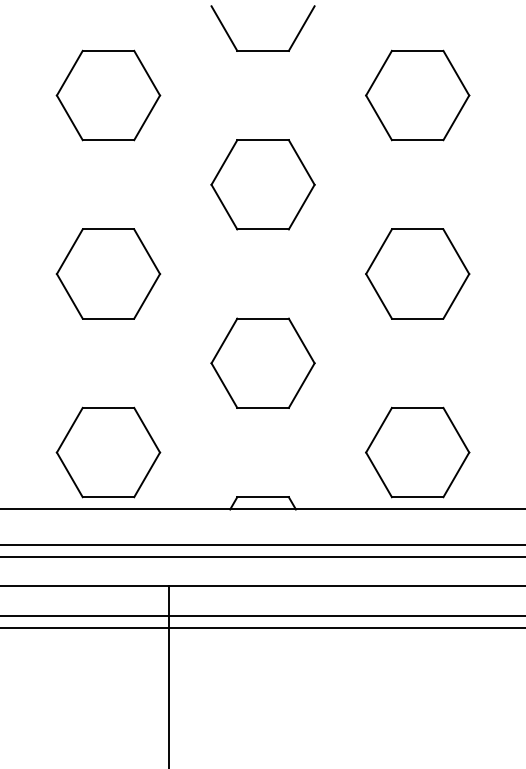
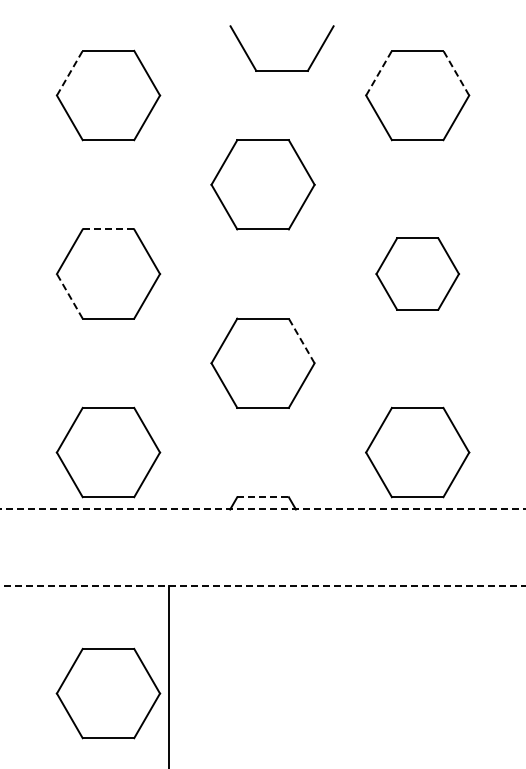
part position: (262, 50) -> (281, 70) (281, 70)
line: solid -> dashed (69, 73)
line: solid -> dashed (379, 73)
line: solid -> dashed (456, 73)
line: solid -> dashed (108, 229)
part size: 106x92 px -> 85x74 px (417, 273)
line: solid -> dashed (69, 296)
line: solid -> dashed (301, 340)
line: solid -> dashed (263, 497)
line: solid -> dashed (262, 509)
line: present -> none (262, 545)
line: present -> none (262, 557)
line: solid -> dashed (263, 586)
line: present -> none (262, 615)
line: present -> none (262, 627)
part: none -> present (108, 693)
